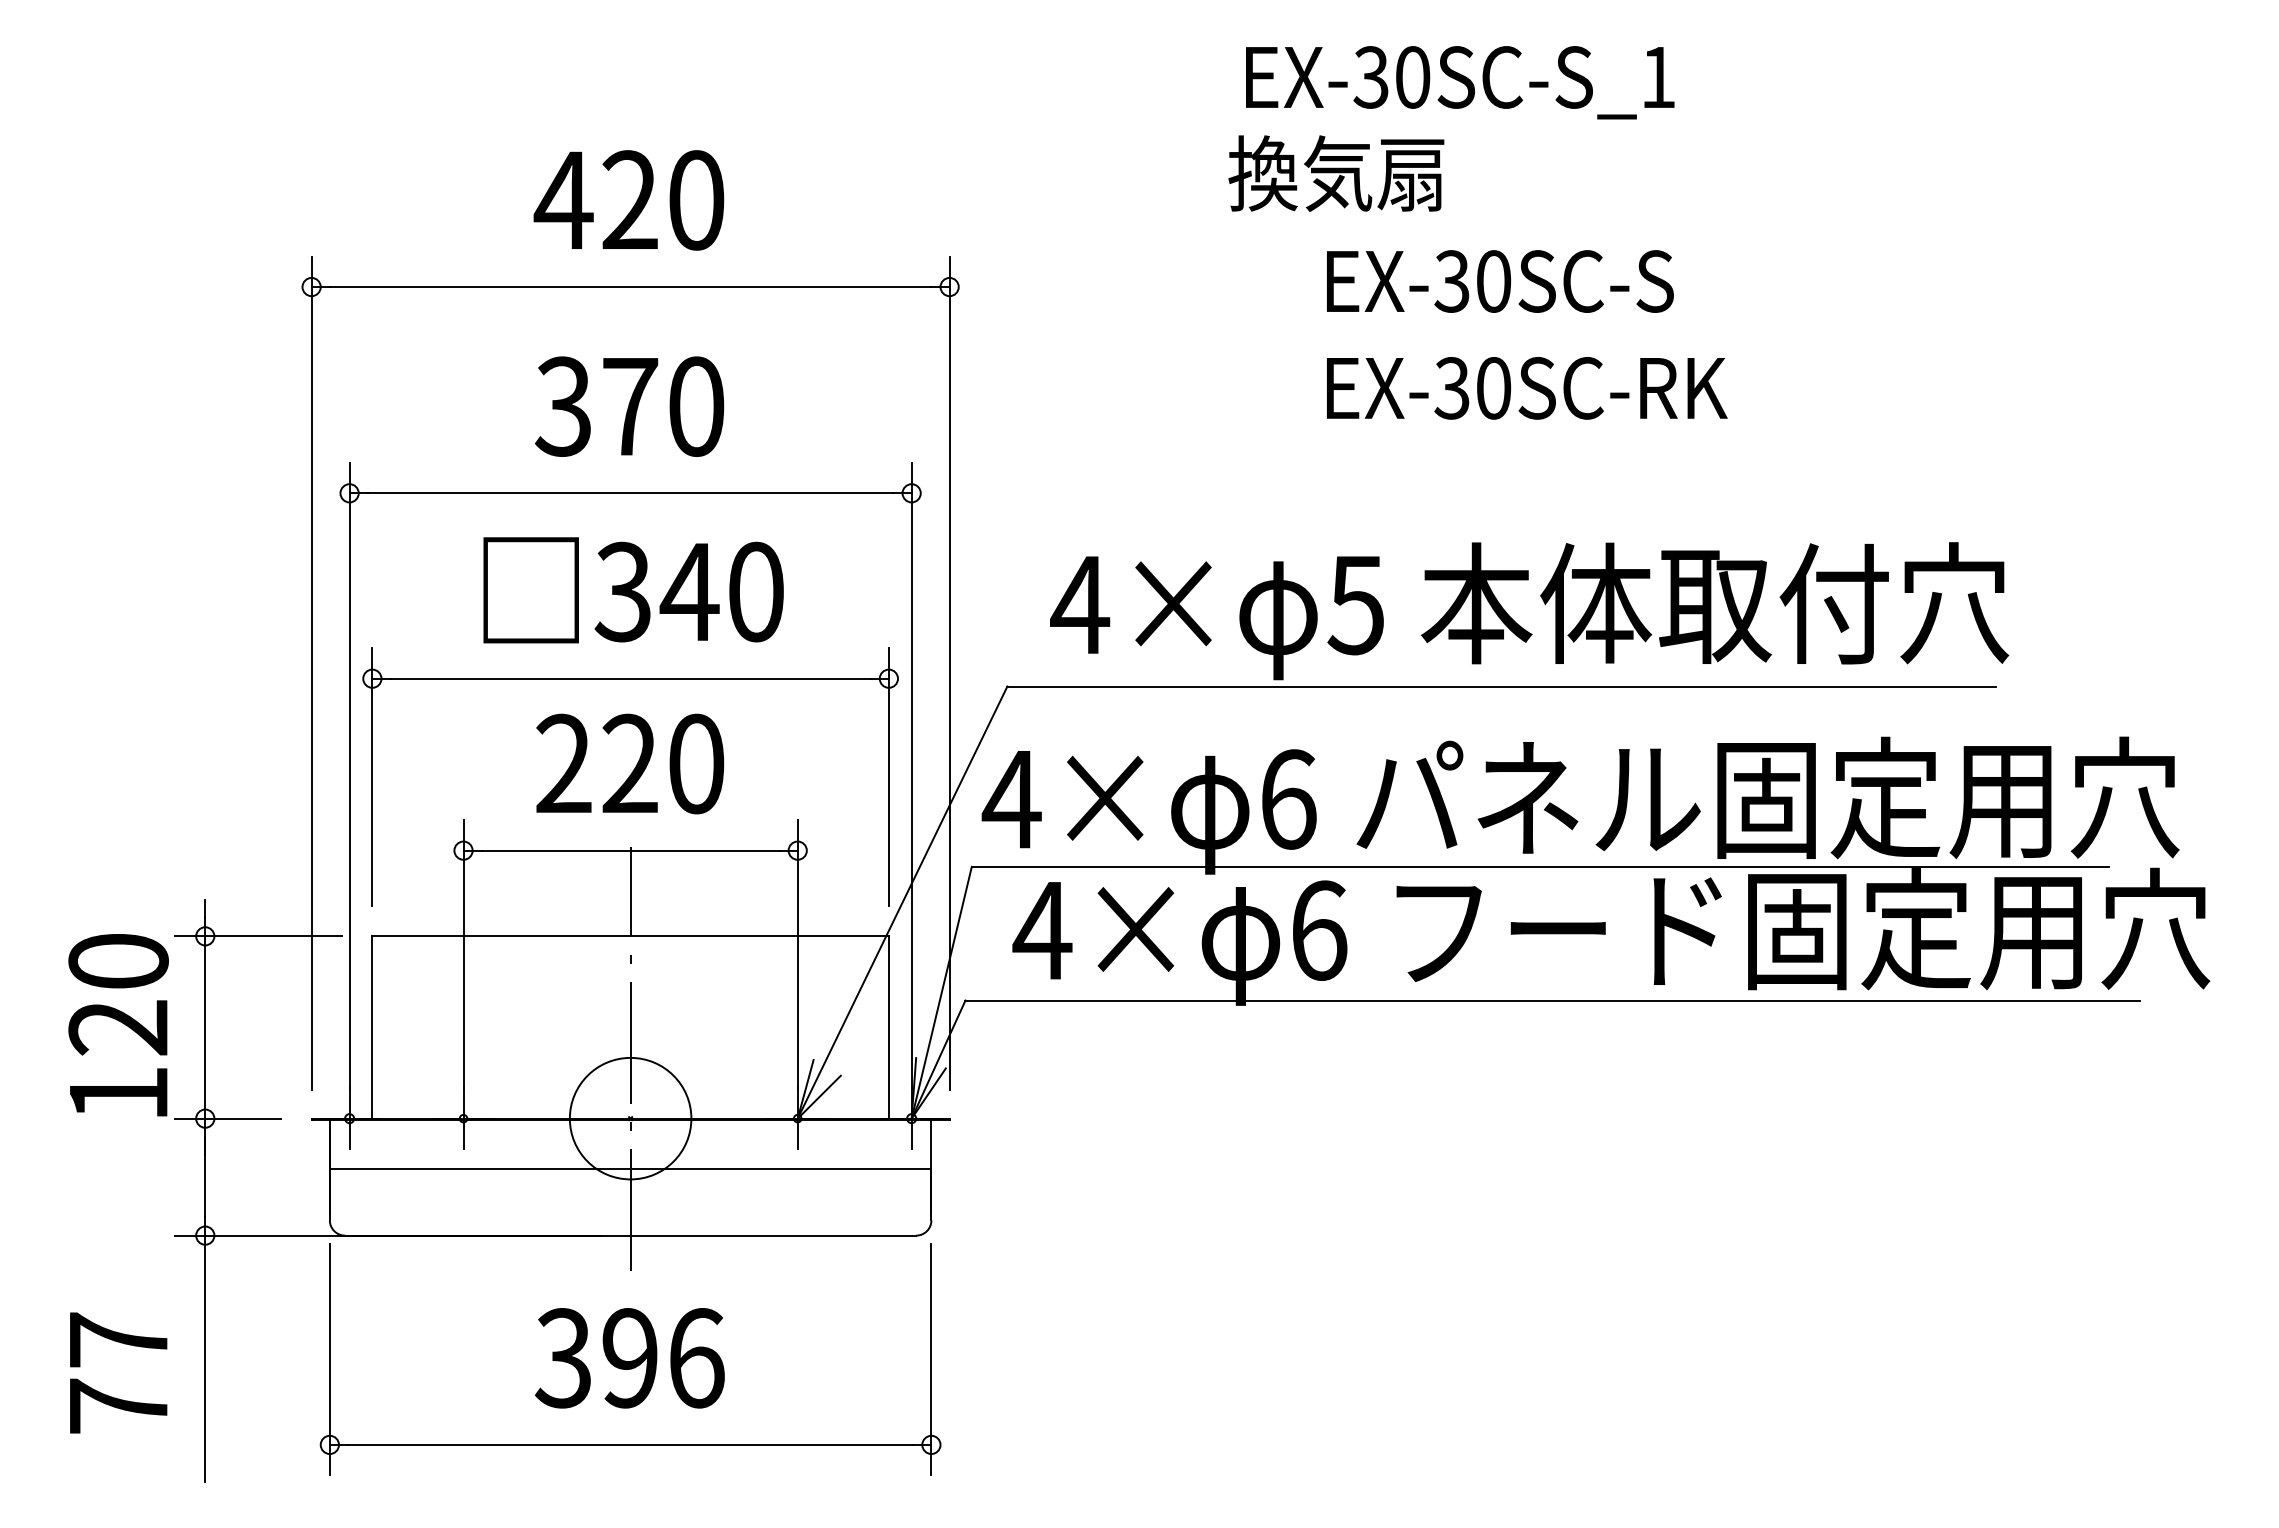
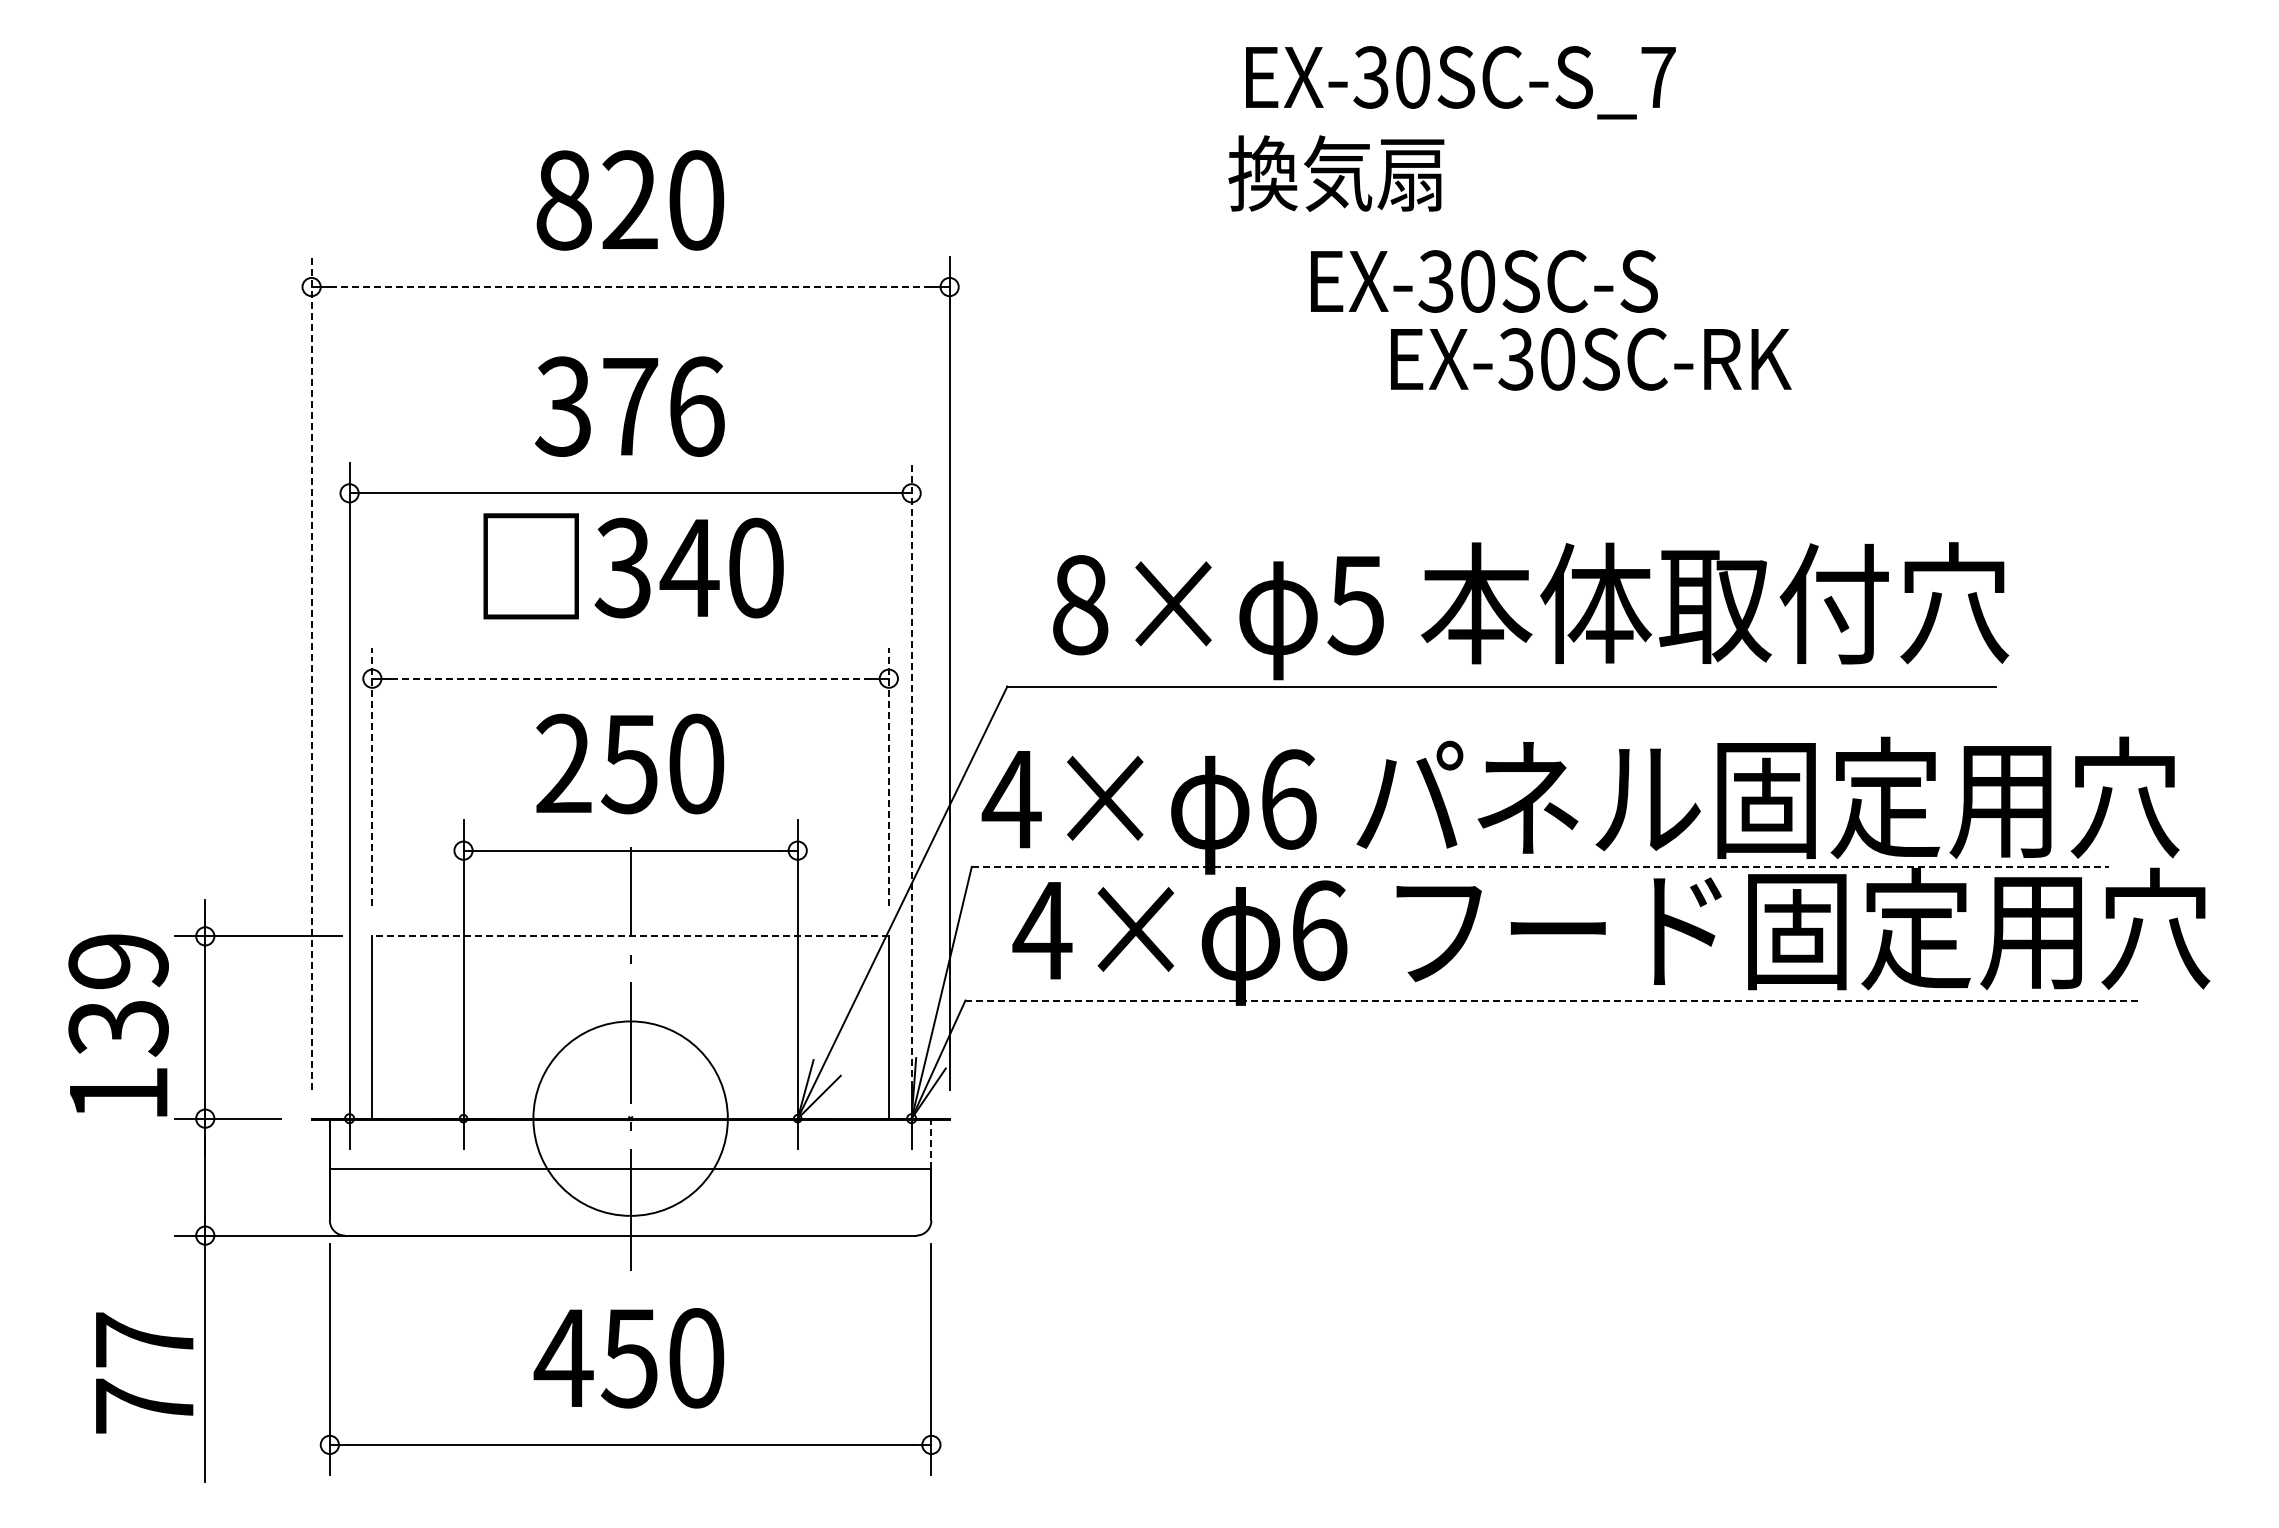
text: EX-30SC-S_1 -> EX-30SC-S_7 (1658, 77)
text: 420 -> 820 (563, 200)
text position: (1500, 281) -> (1484, 281) (1484, 281)
line: solid -> dashed (630, 287)
text position: (1527, 388) -> (1591, 359) (1591, 359)
text: 370 -> 376 (696, 406)
text position: (633, 590) -> (633, 566) (633, 566)
text: 4× -> 8× (1080, 605)
line: solid -> dashed (311, 673)
line: solid -> dashed (631, 678)
text: 220 -> 250 (629, 763)
line: solid -> dashed (911, 775)
line: solid -> dashed (372, 777)
line: solid -> dashed (888, 777)
line: solid -> dashed (1540, 866)
line: solid -> dashed (630, 936)
text: 120 -> 139 (118, 995)
line: solid -> dashed (1553, 1000)
circle diameter: 122 px -> 194 px (630, 1118)
line: solid -> dashed (931, 1143)
text: 396 -> 450 (628, 1358)
text position: (118, 1372) -> (144, 1372) (144, 1372)
